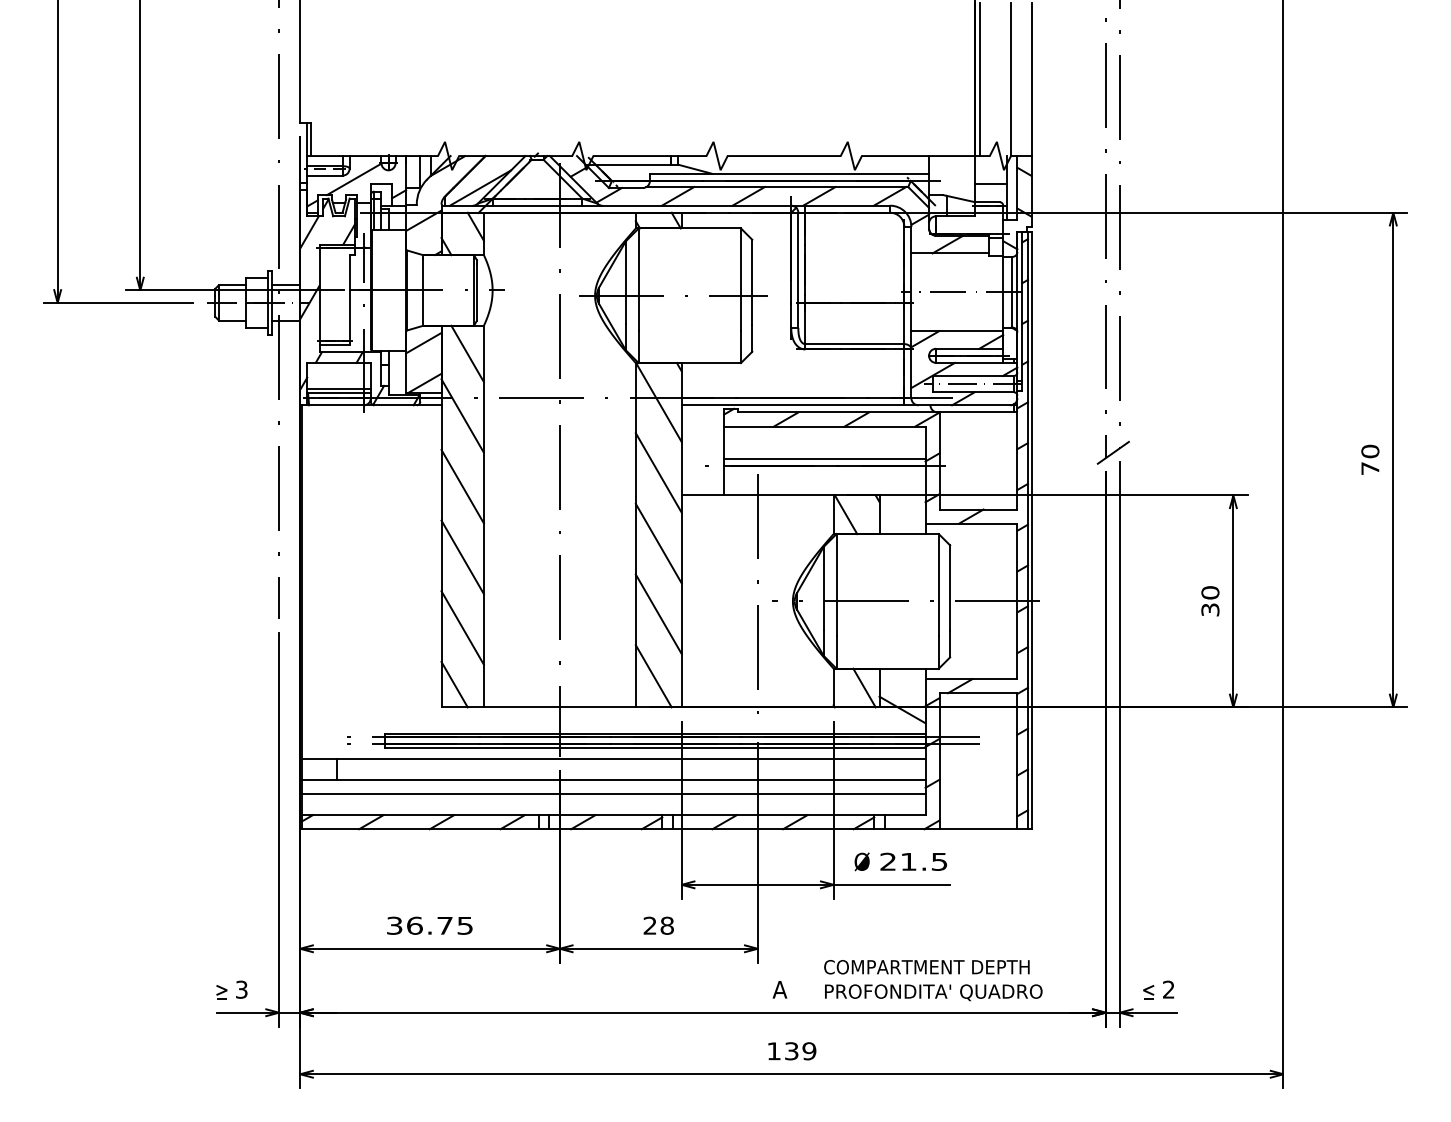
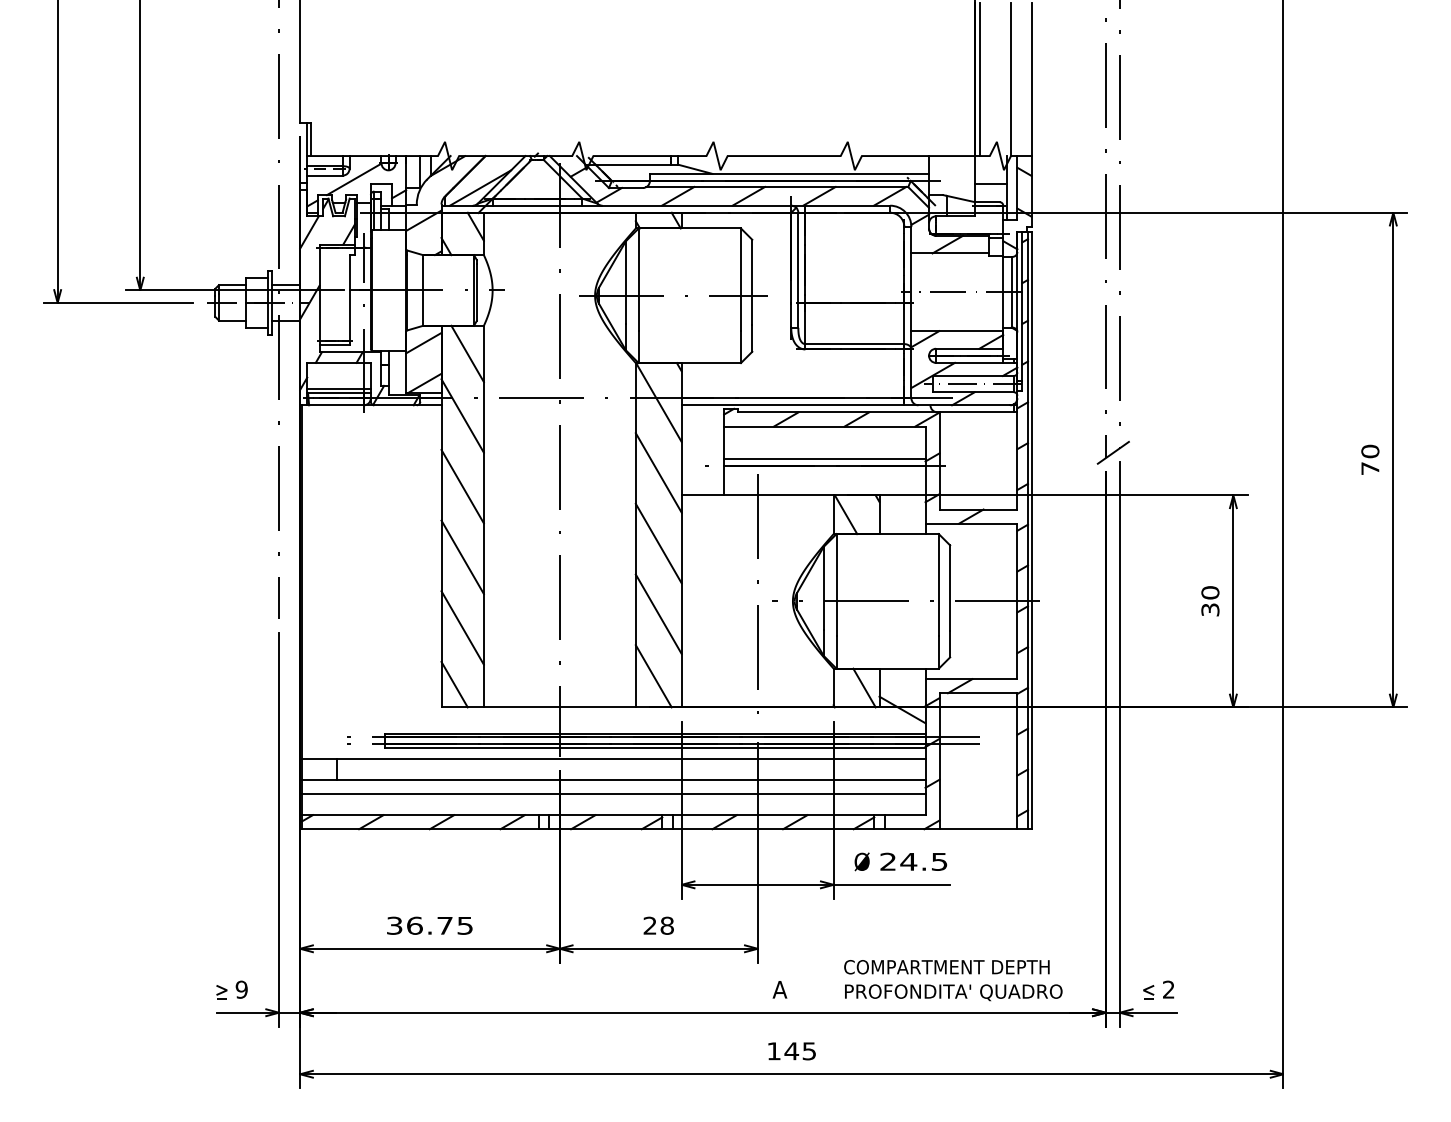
text: 21.5 -> 24.5 (908, 861)
text position: (933, 980) -> (953, 980) (953, 980)
text: 3 -> 9 (241, 989)
text: 139 -> 145 (800, 1051)
